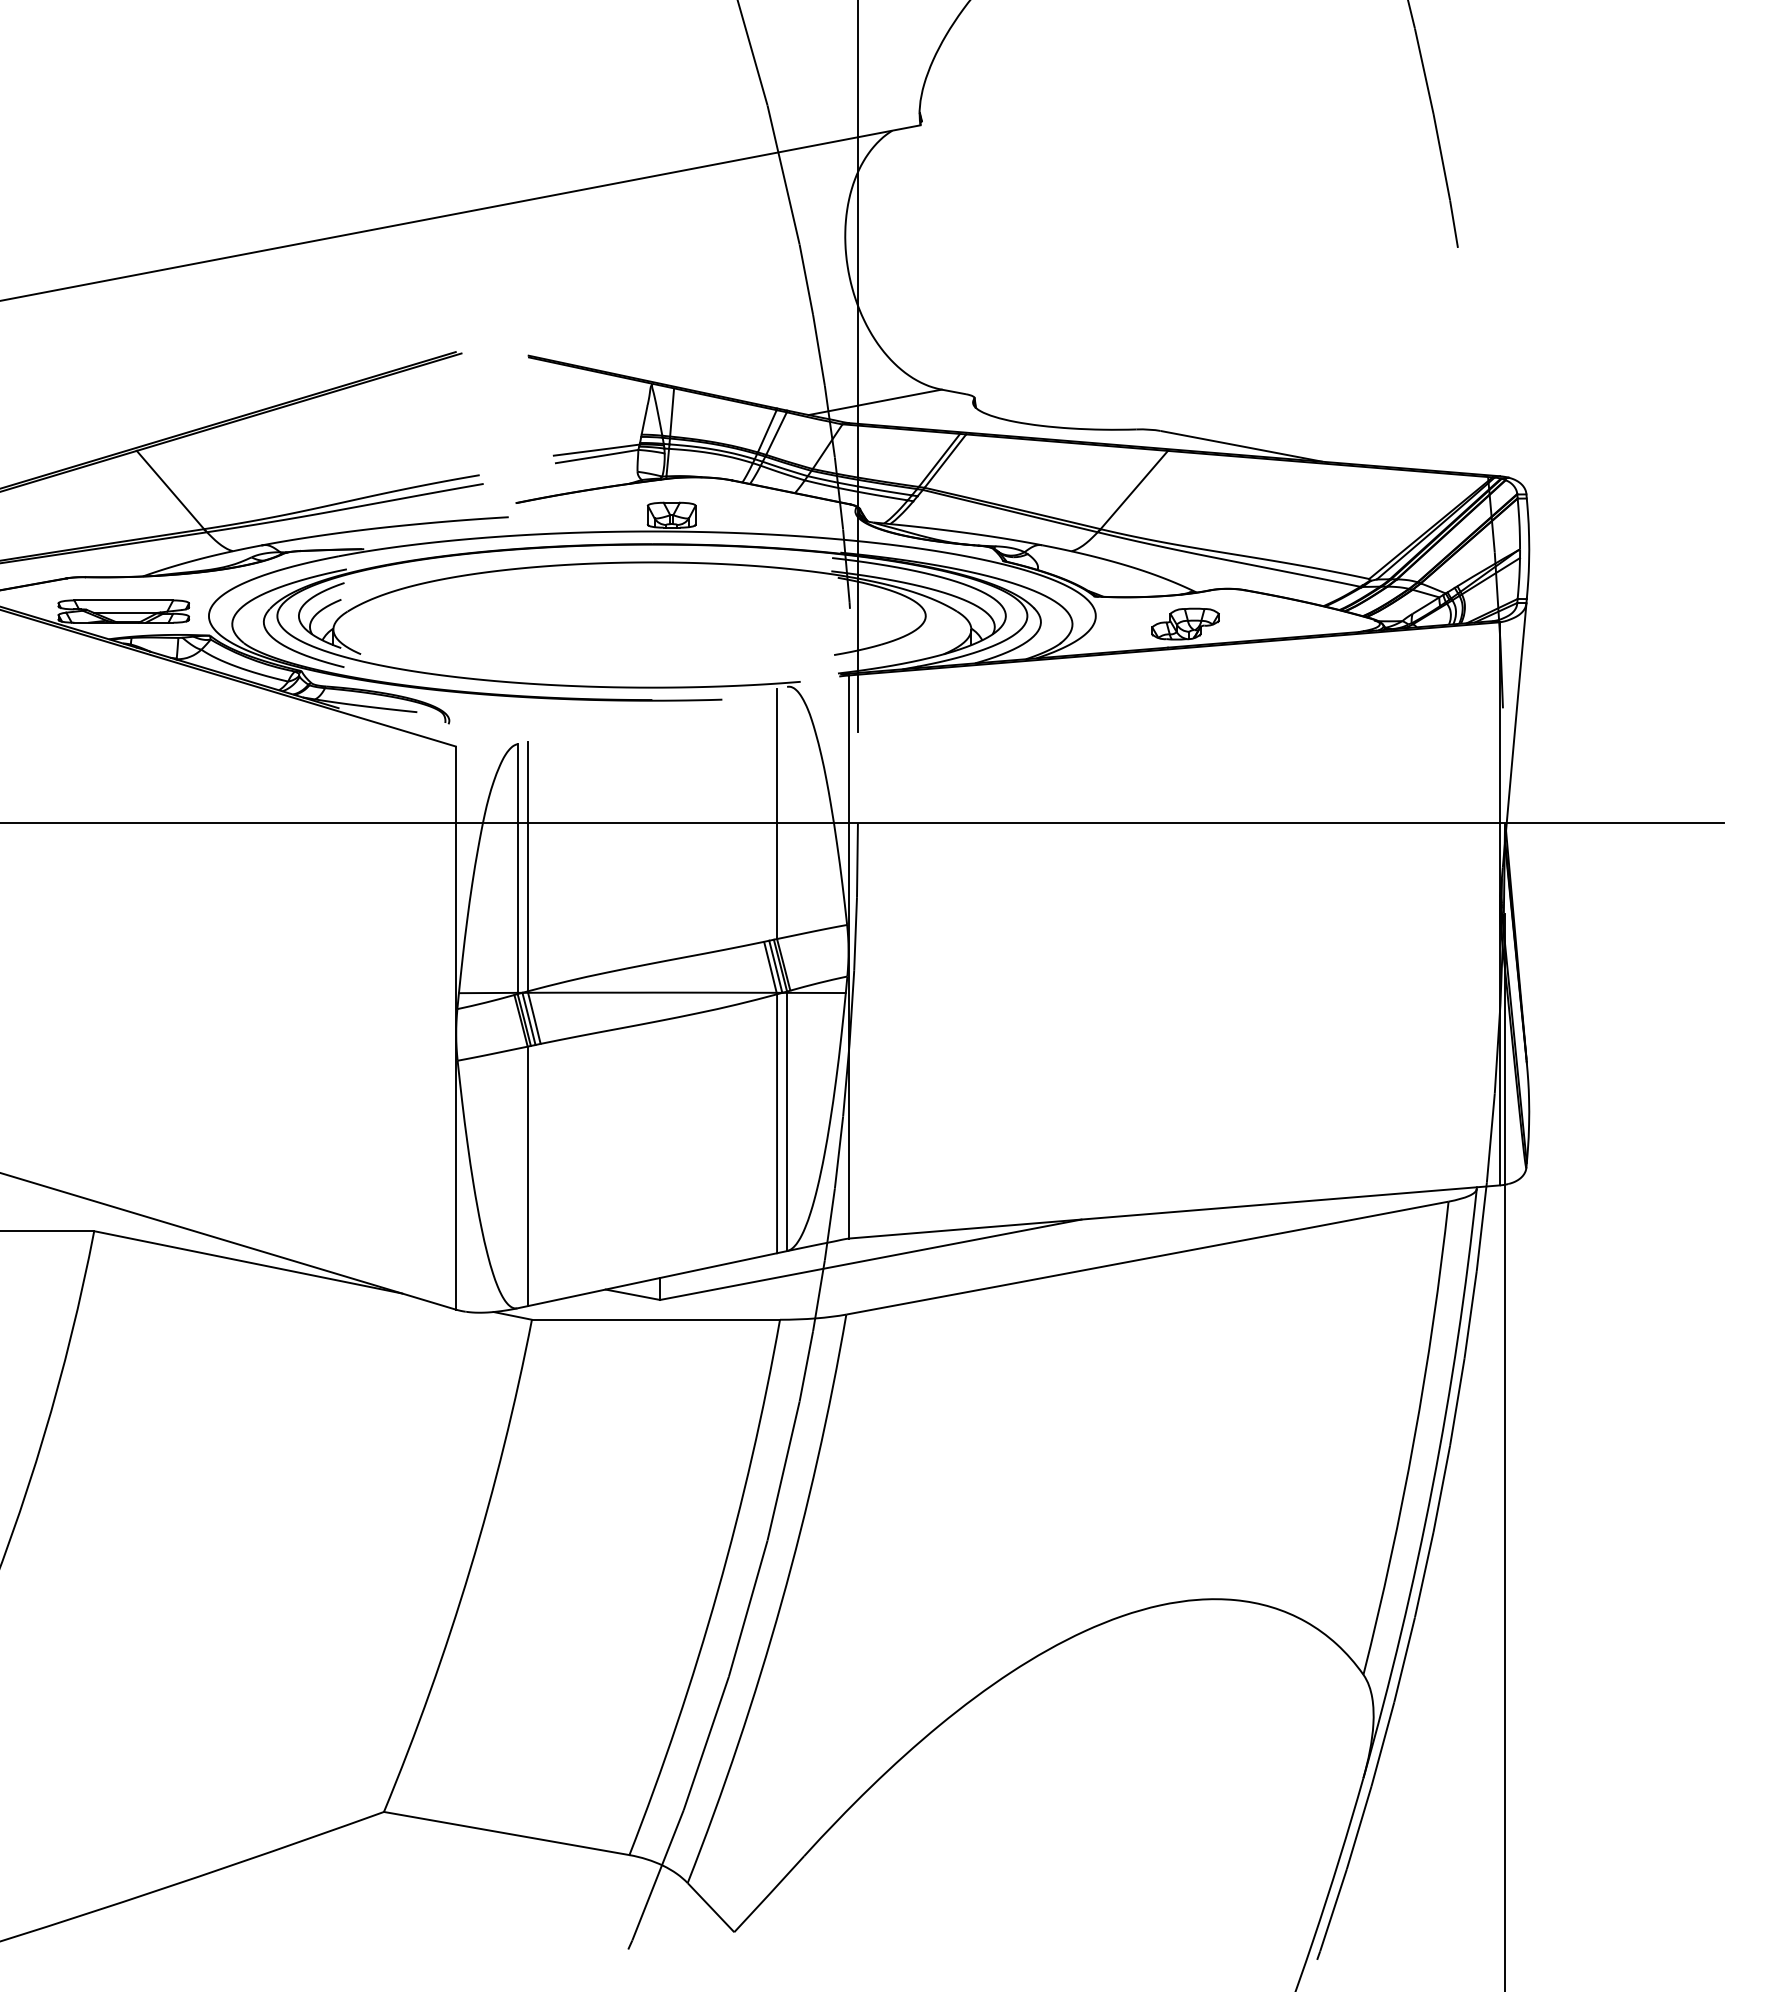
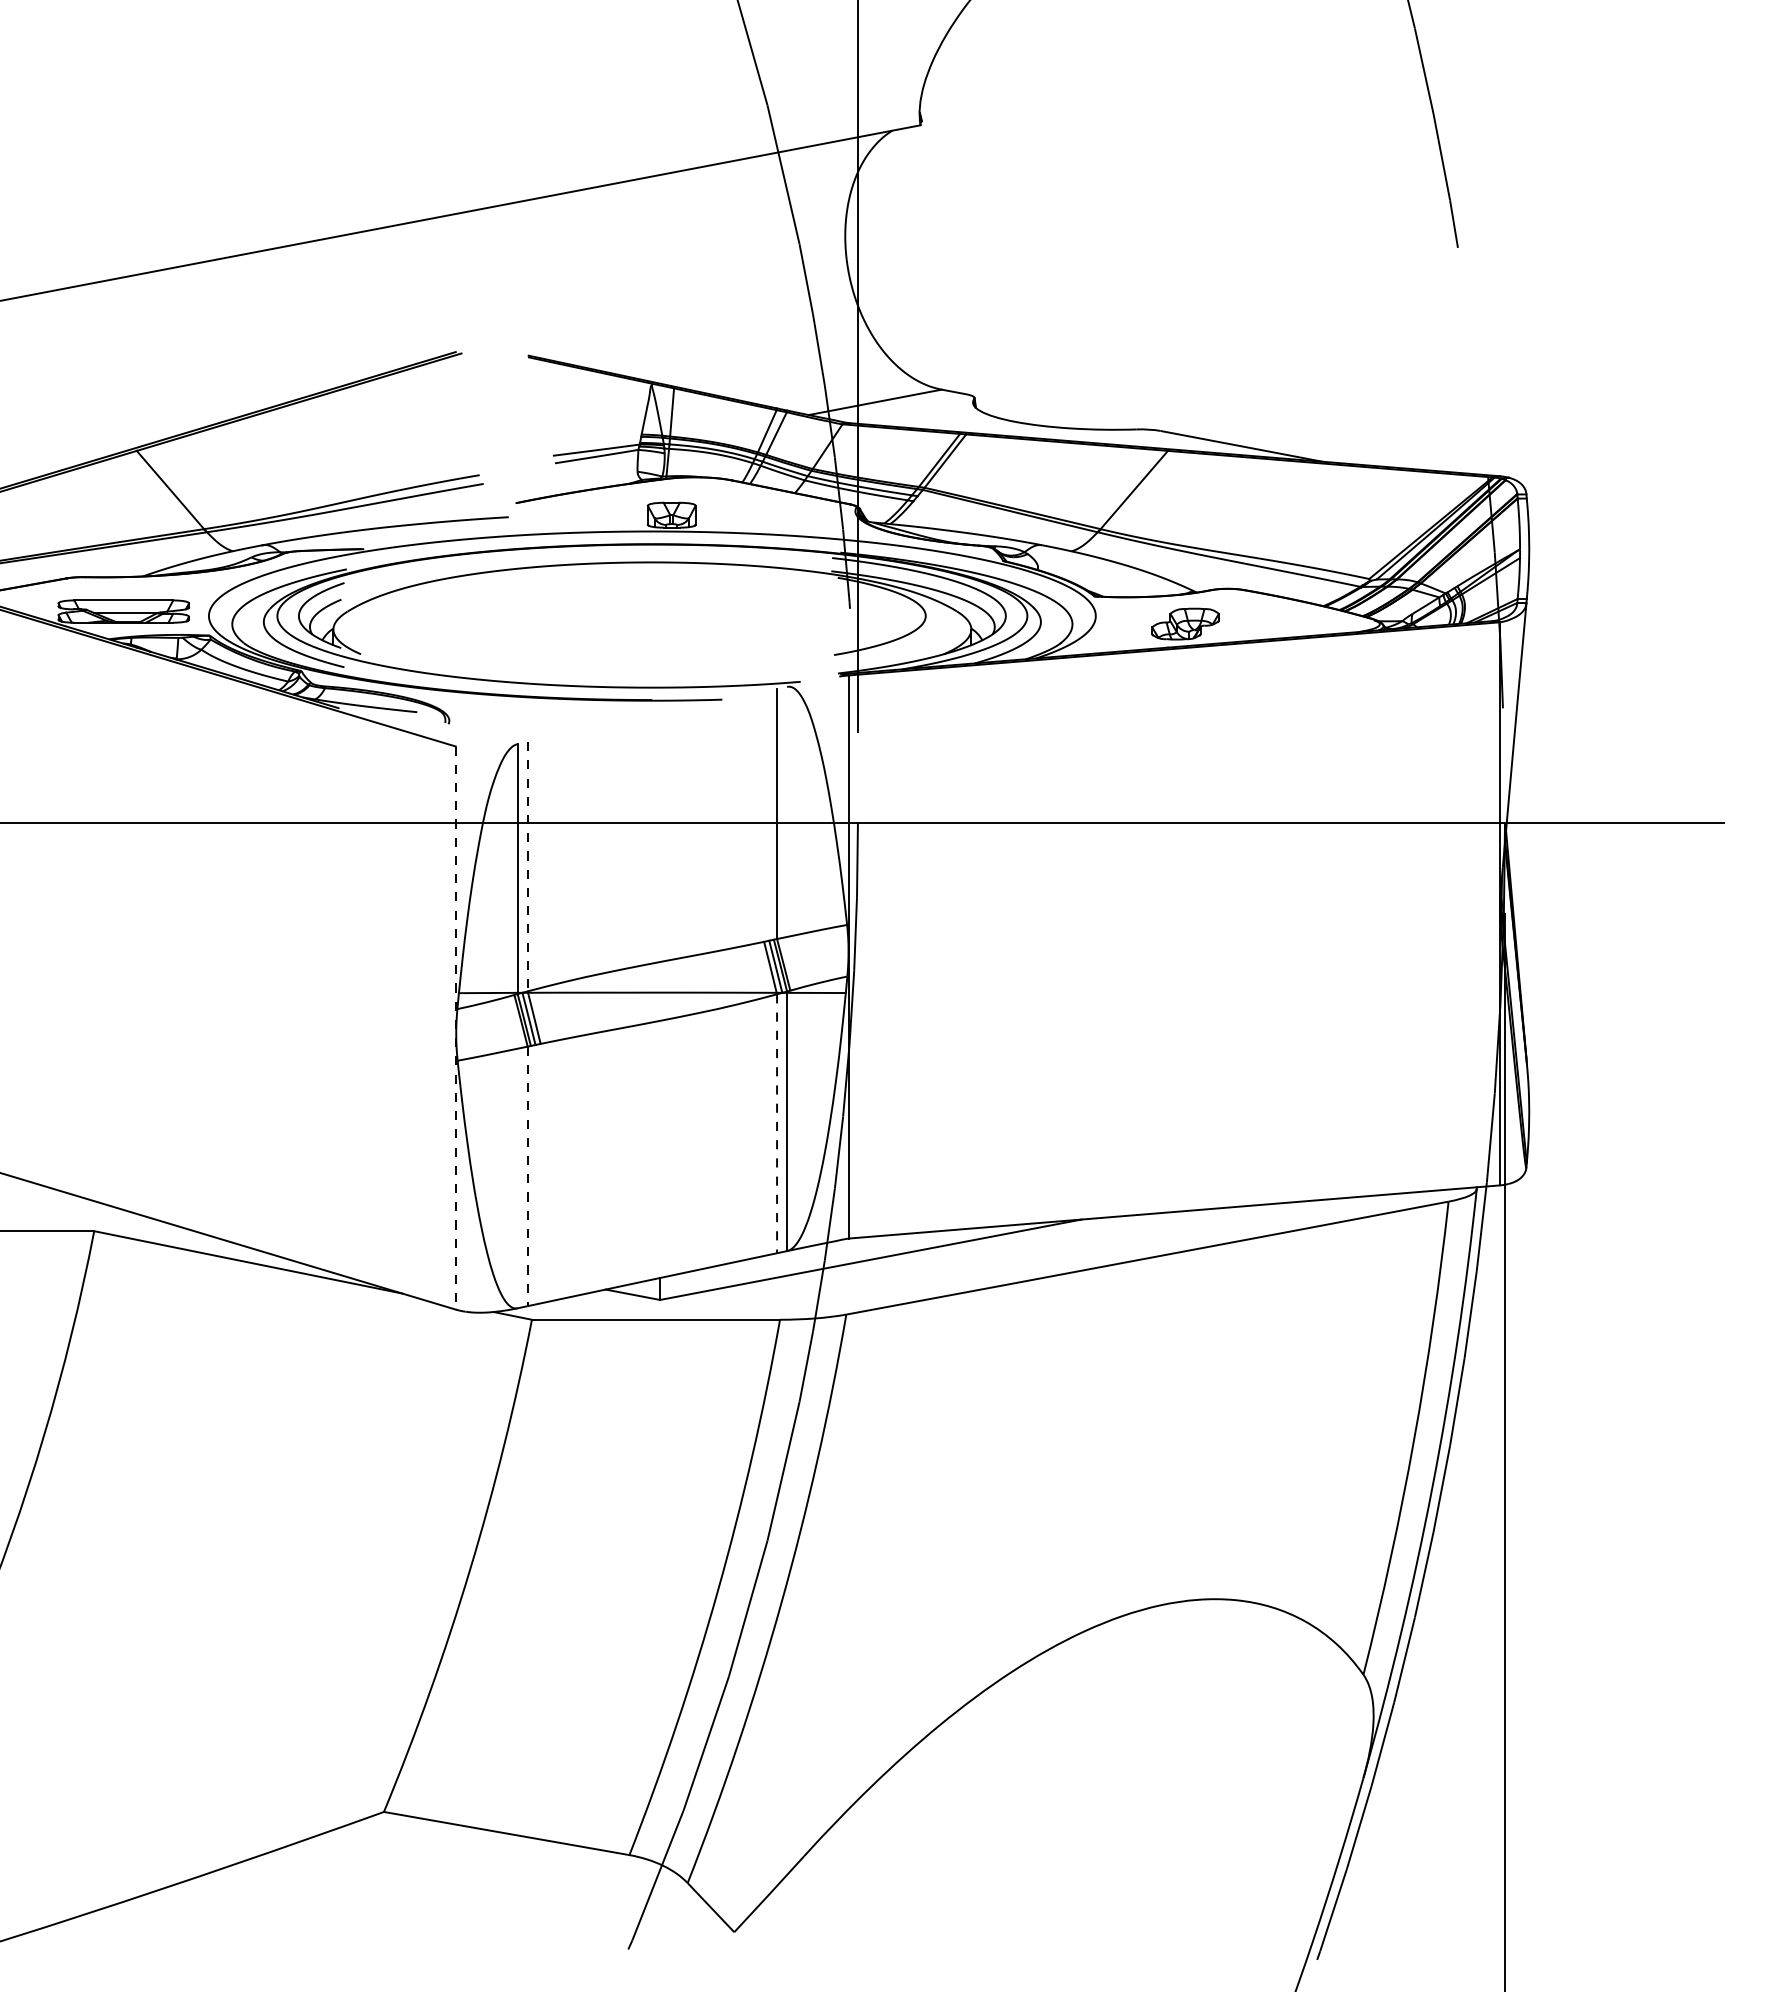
line: solid -> dashed (527, 866)
line: solid -> dashed (455, 1028)
line: solid -> dashed (777, 1124)
line: solid -> dashed (527, 1176)
